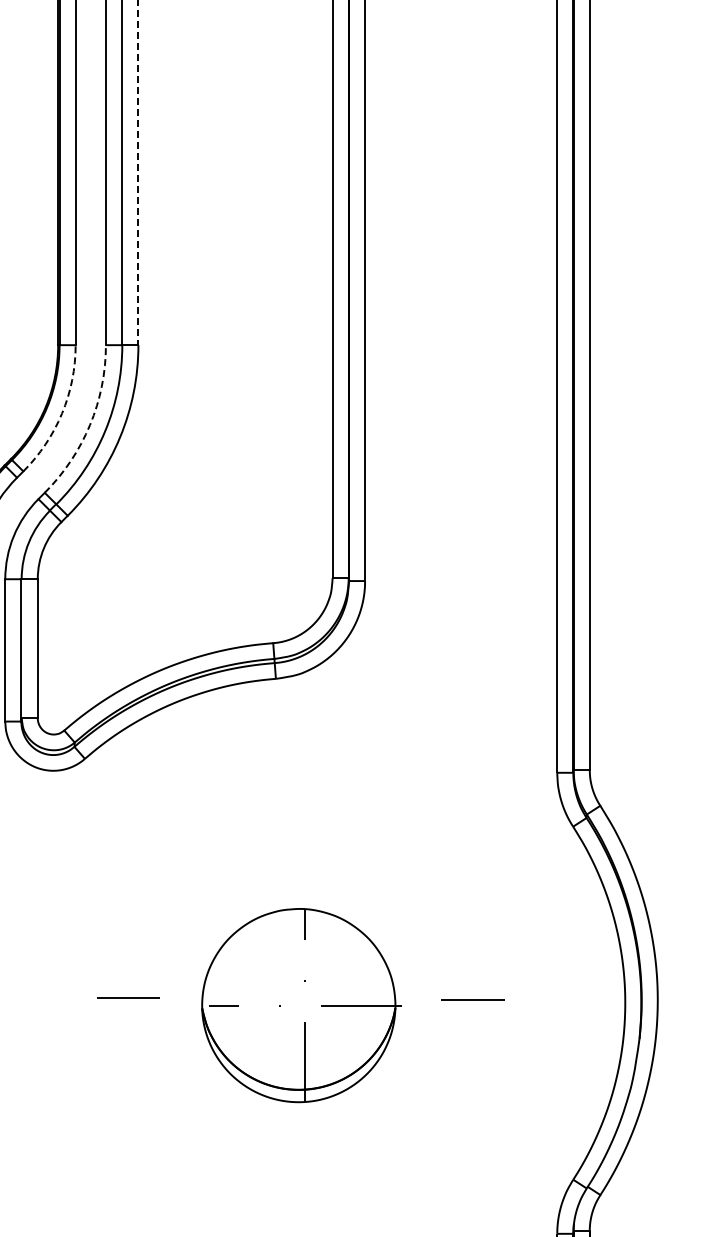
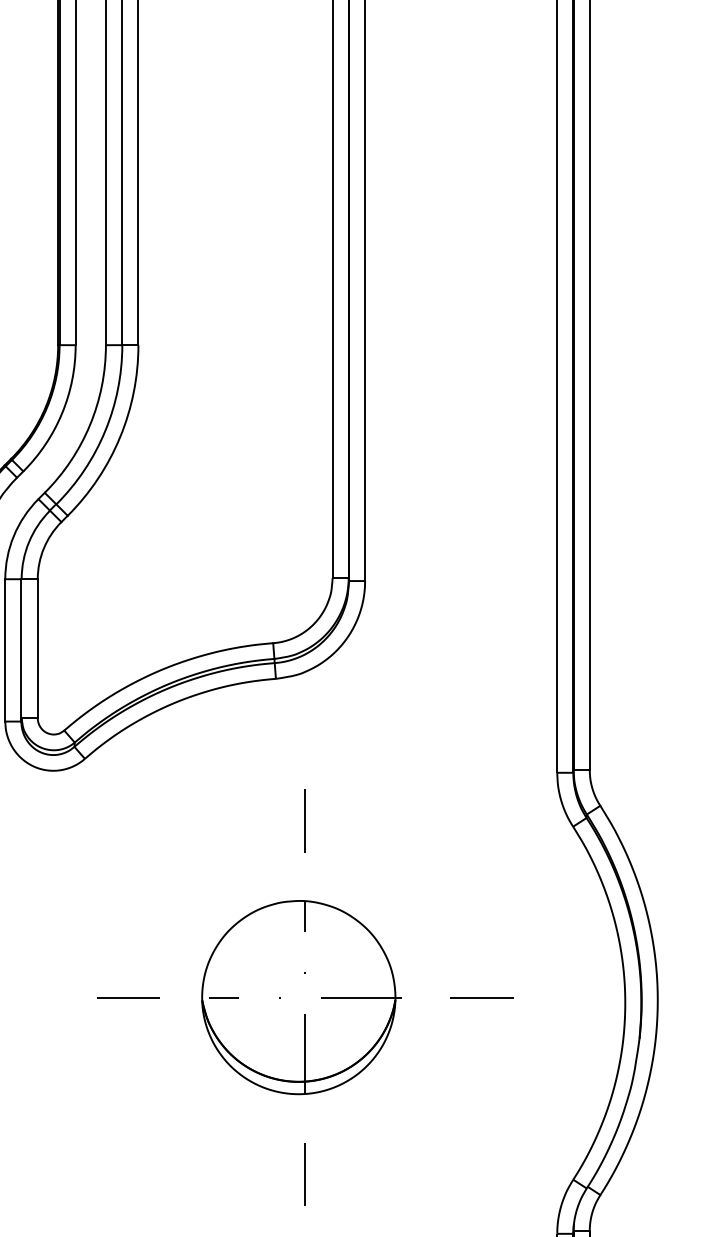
line: dashed -> solid (138, 173)
arc: dashed -> solid (62, 413)
arc: dashed -> solid (90, 425)
line: none -> present (305, 820)
line position: (472, 999) -> (481, 997) (481, 997)
part position: (301, 1005) -> (301, 997) (301, 997)
line: none -> present (305, 1174)
